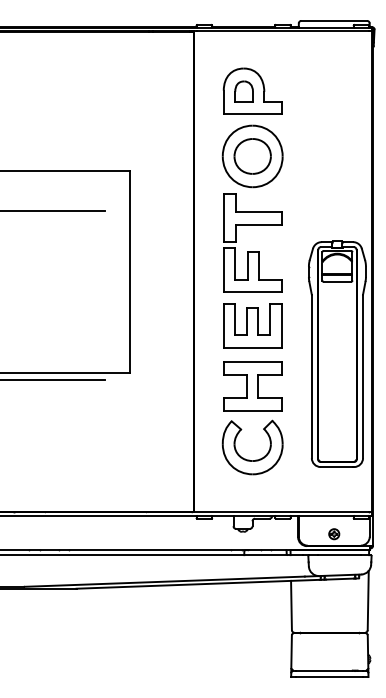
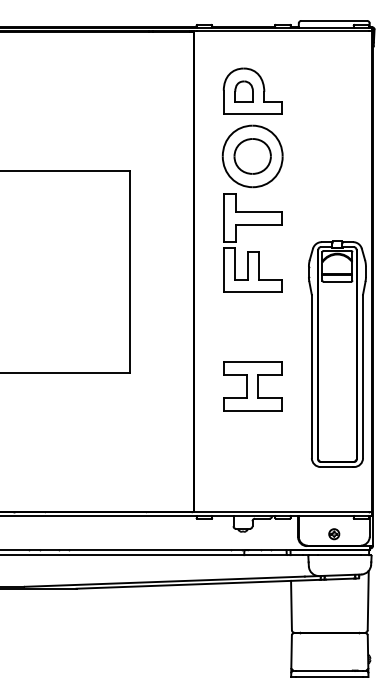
line: present -> none (53, 210)
part: present -> none (252, 325)
line: present -> none (53, 380)
part: present -> none (249, 459)
